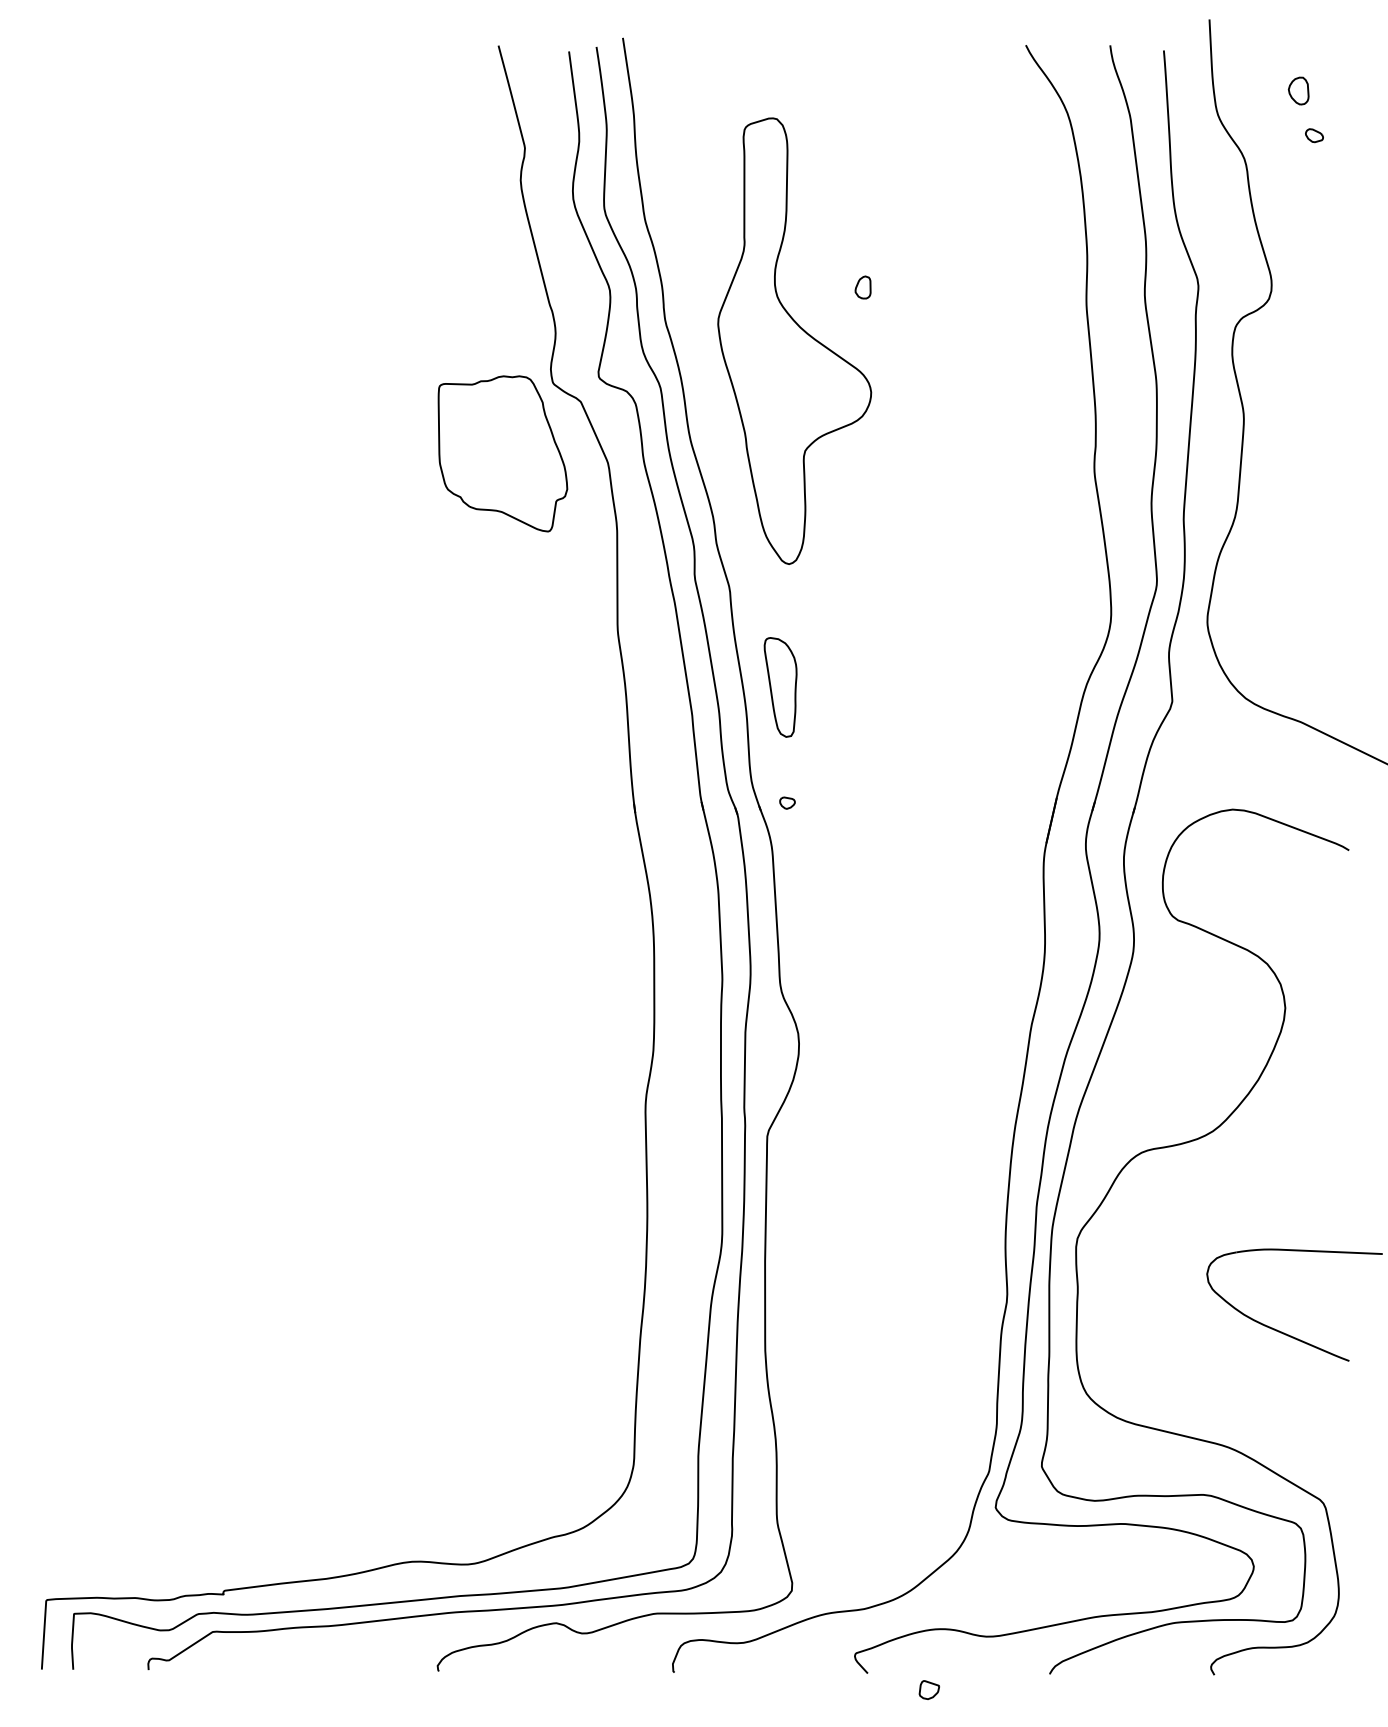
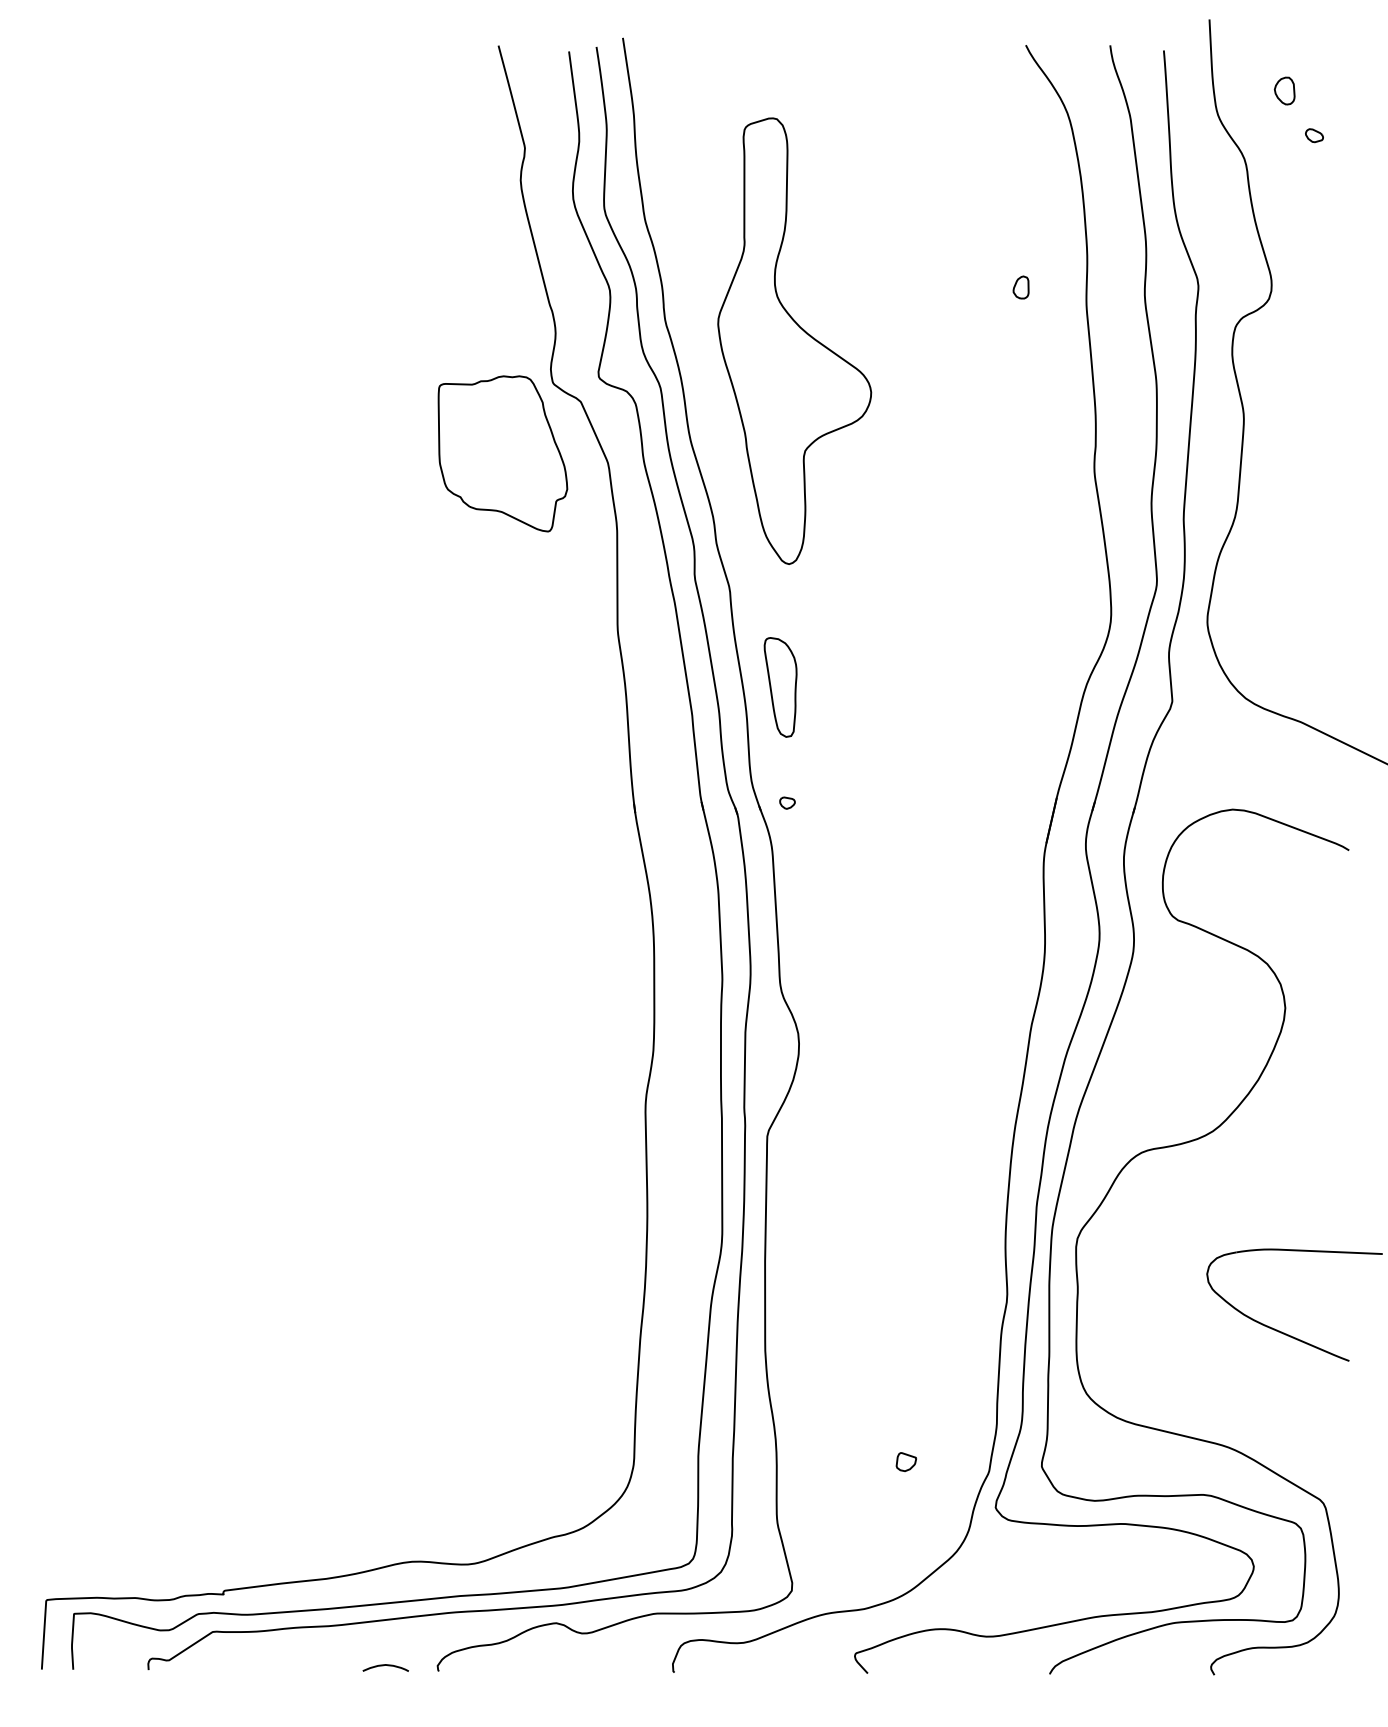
part position: (1298, 90) -> (1284, 90) (1284, 90)
part position: (862, 287) -> (1020, 287) (1020, 287)
curve: none -> present (385, 1665)
part position: (928, 1689) -> (905, 1461) (905, 1461)
